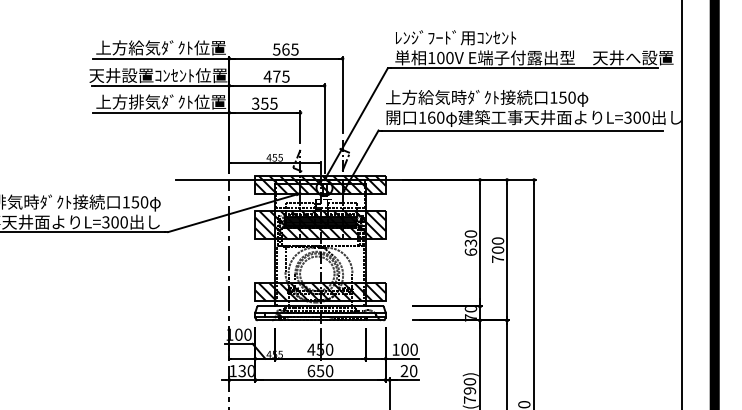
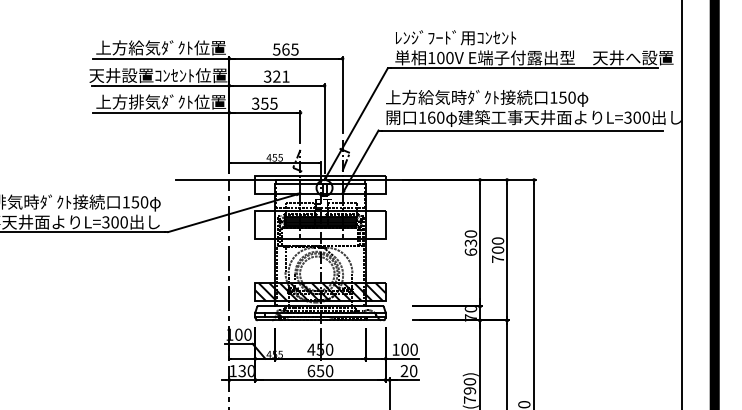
text: 475 -> 321 (276, 76)
hatch: present -> none (320, 184)
hatch: present -> none (320, 225)
